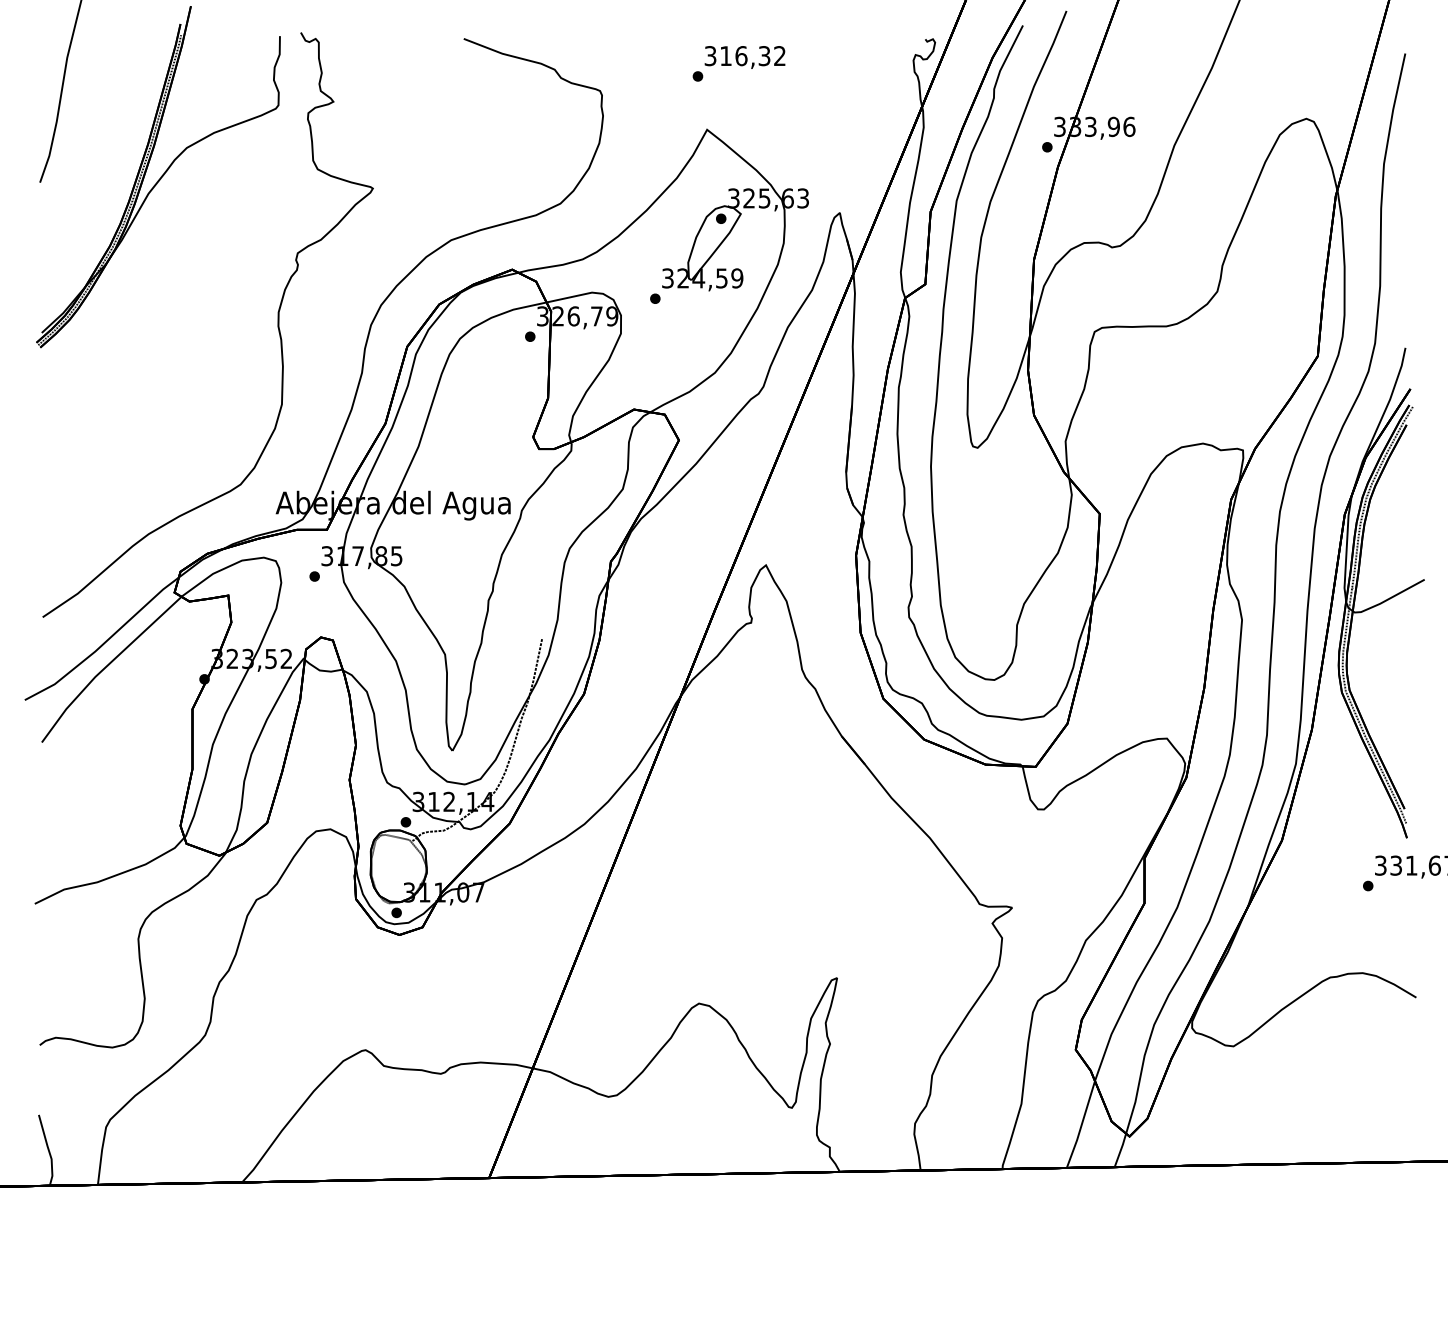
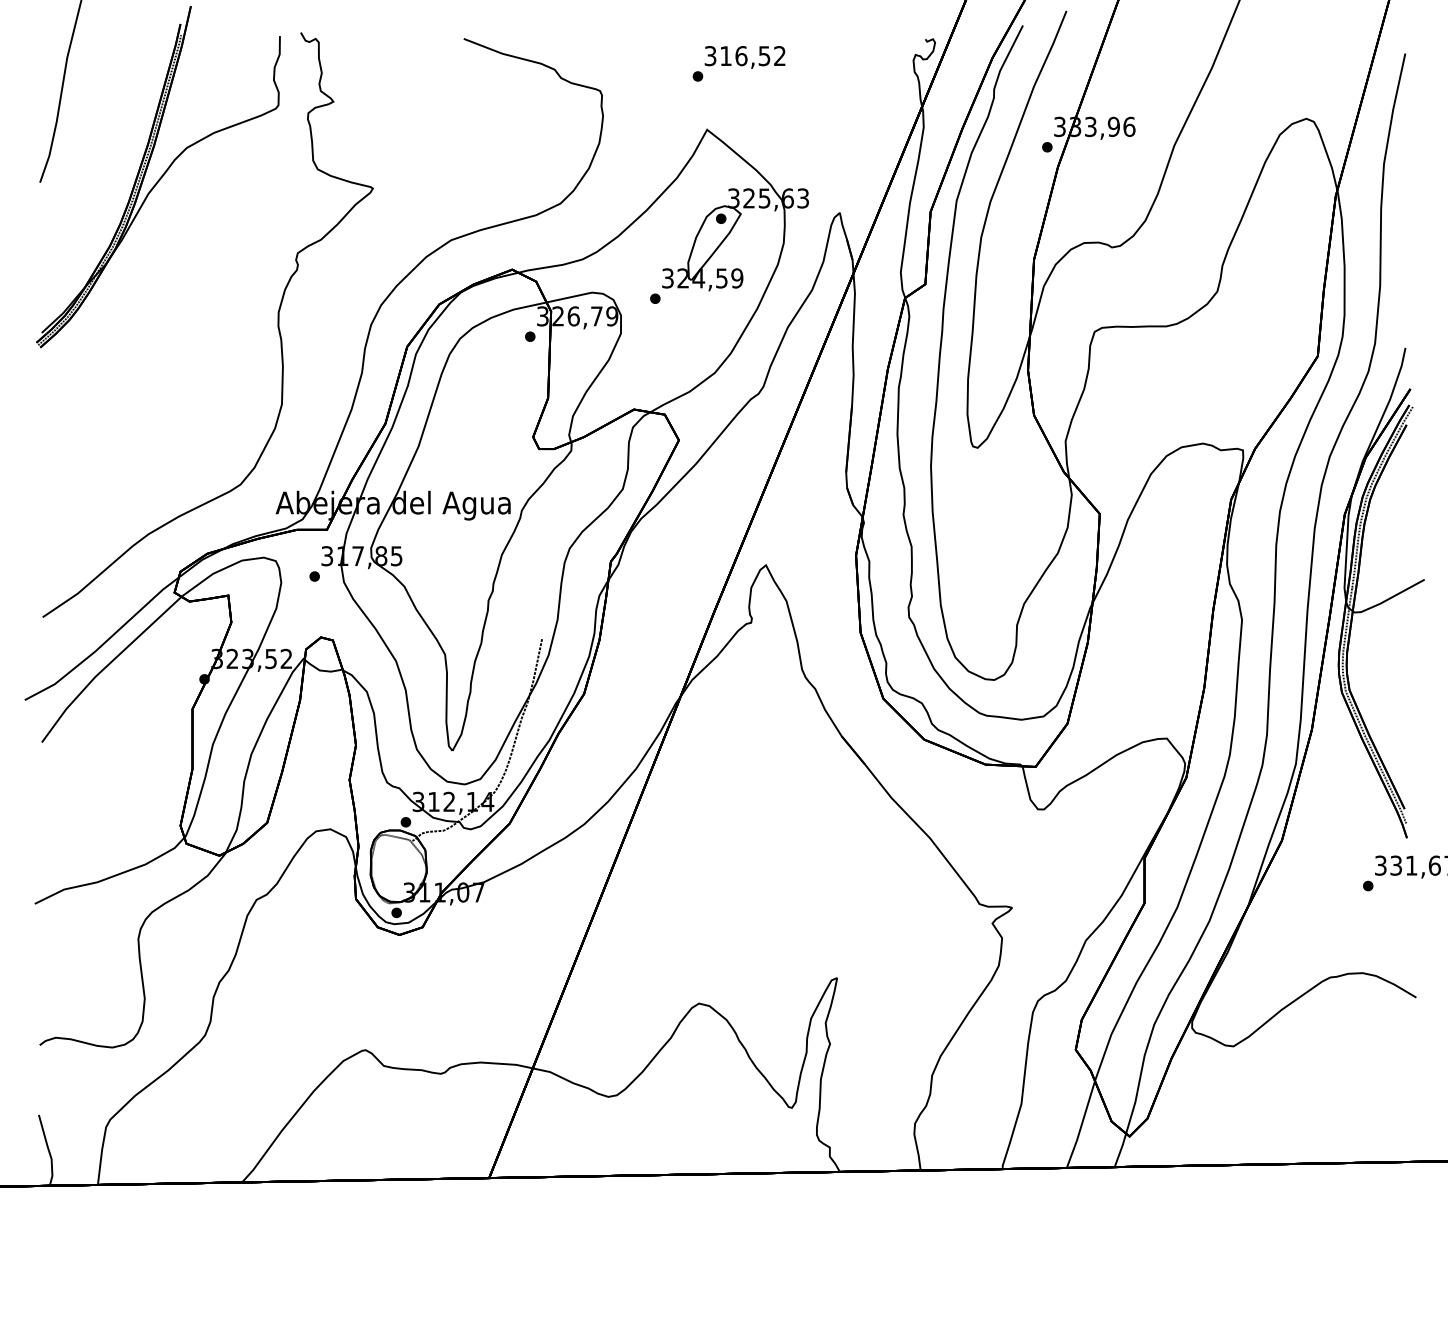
text: 316,32 -> 316,52 (764, 55)
